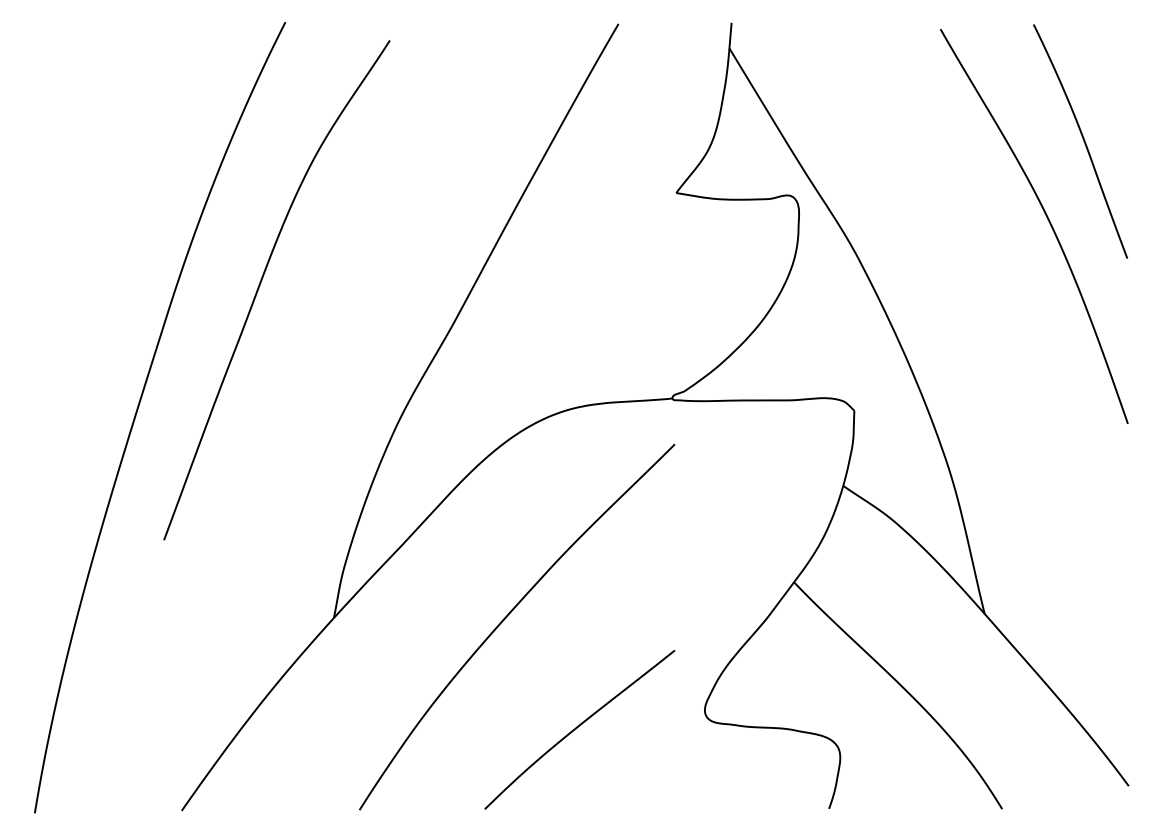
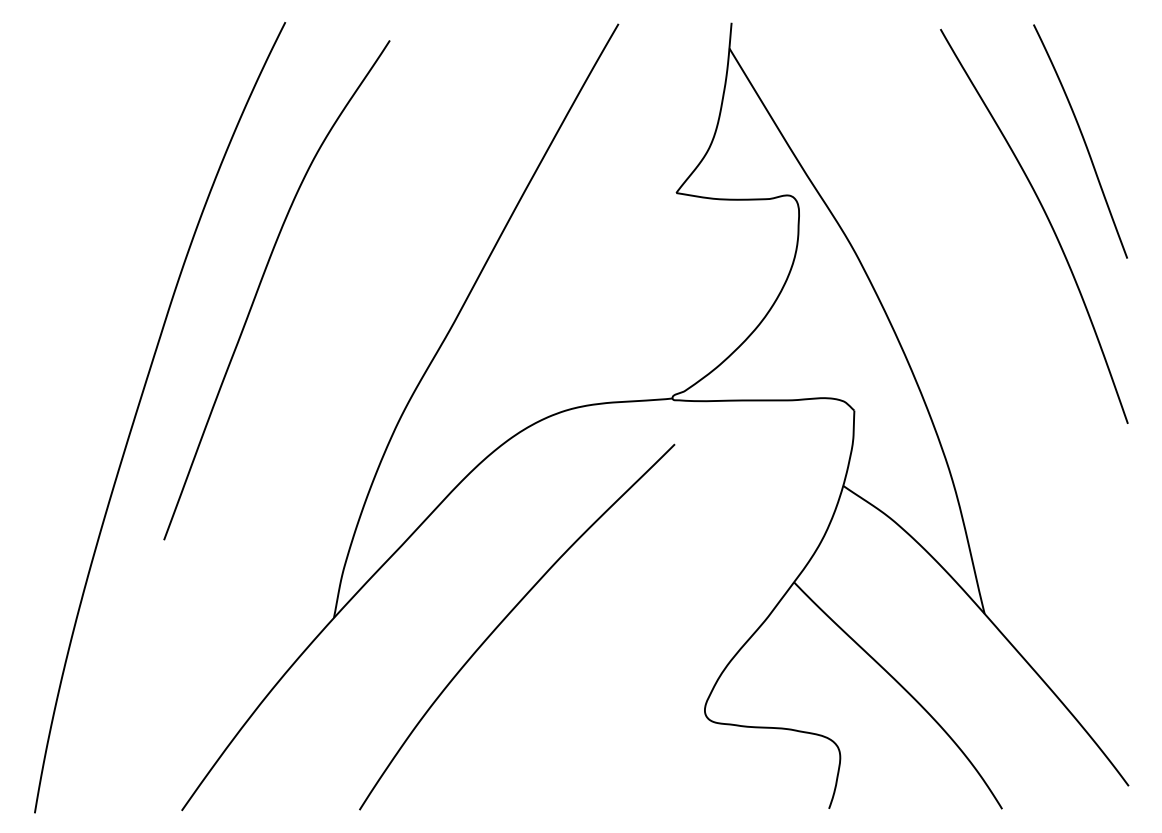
curve: present -> none (578, 727)
